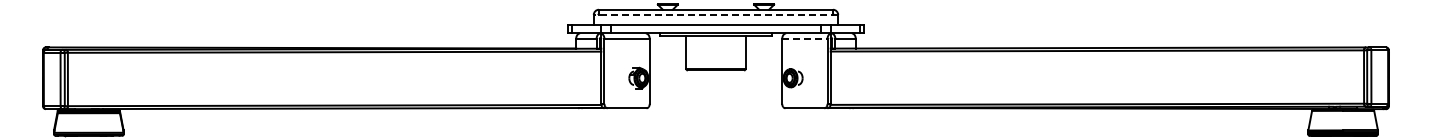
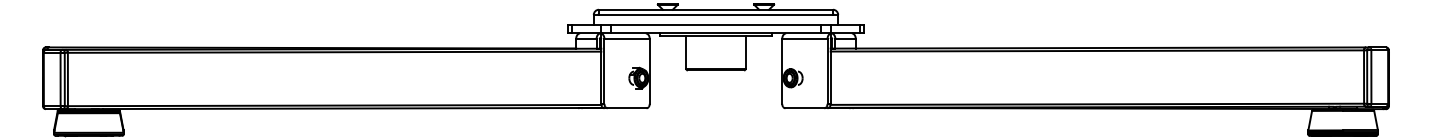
line: dashed -> solid (715, 14)
line: dashed -> solid (804, 39)
